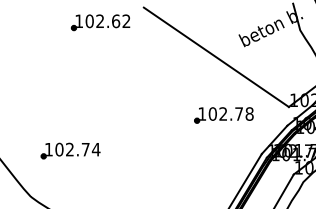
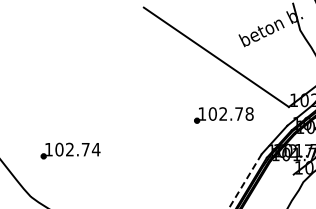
part: present -> none (100, 22)
line: solid -> dashed (245, 181)
line: present -> none (284, 189)
